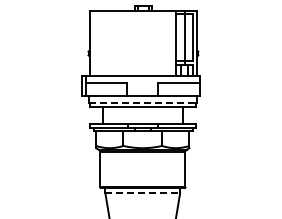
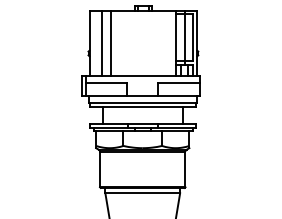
line: none -> present (102, 43)
line: none -> present (110, 43)
line: dashed -> solid (143, 102)
line: dashed -> solid (143, 193)
